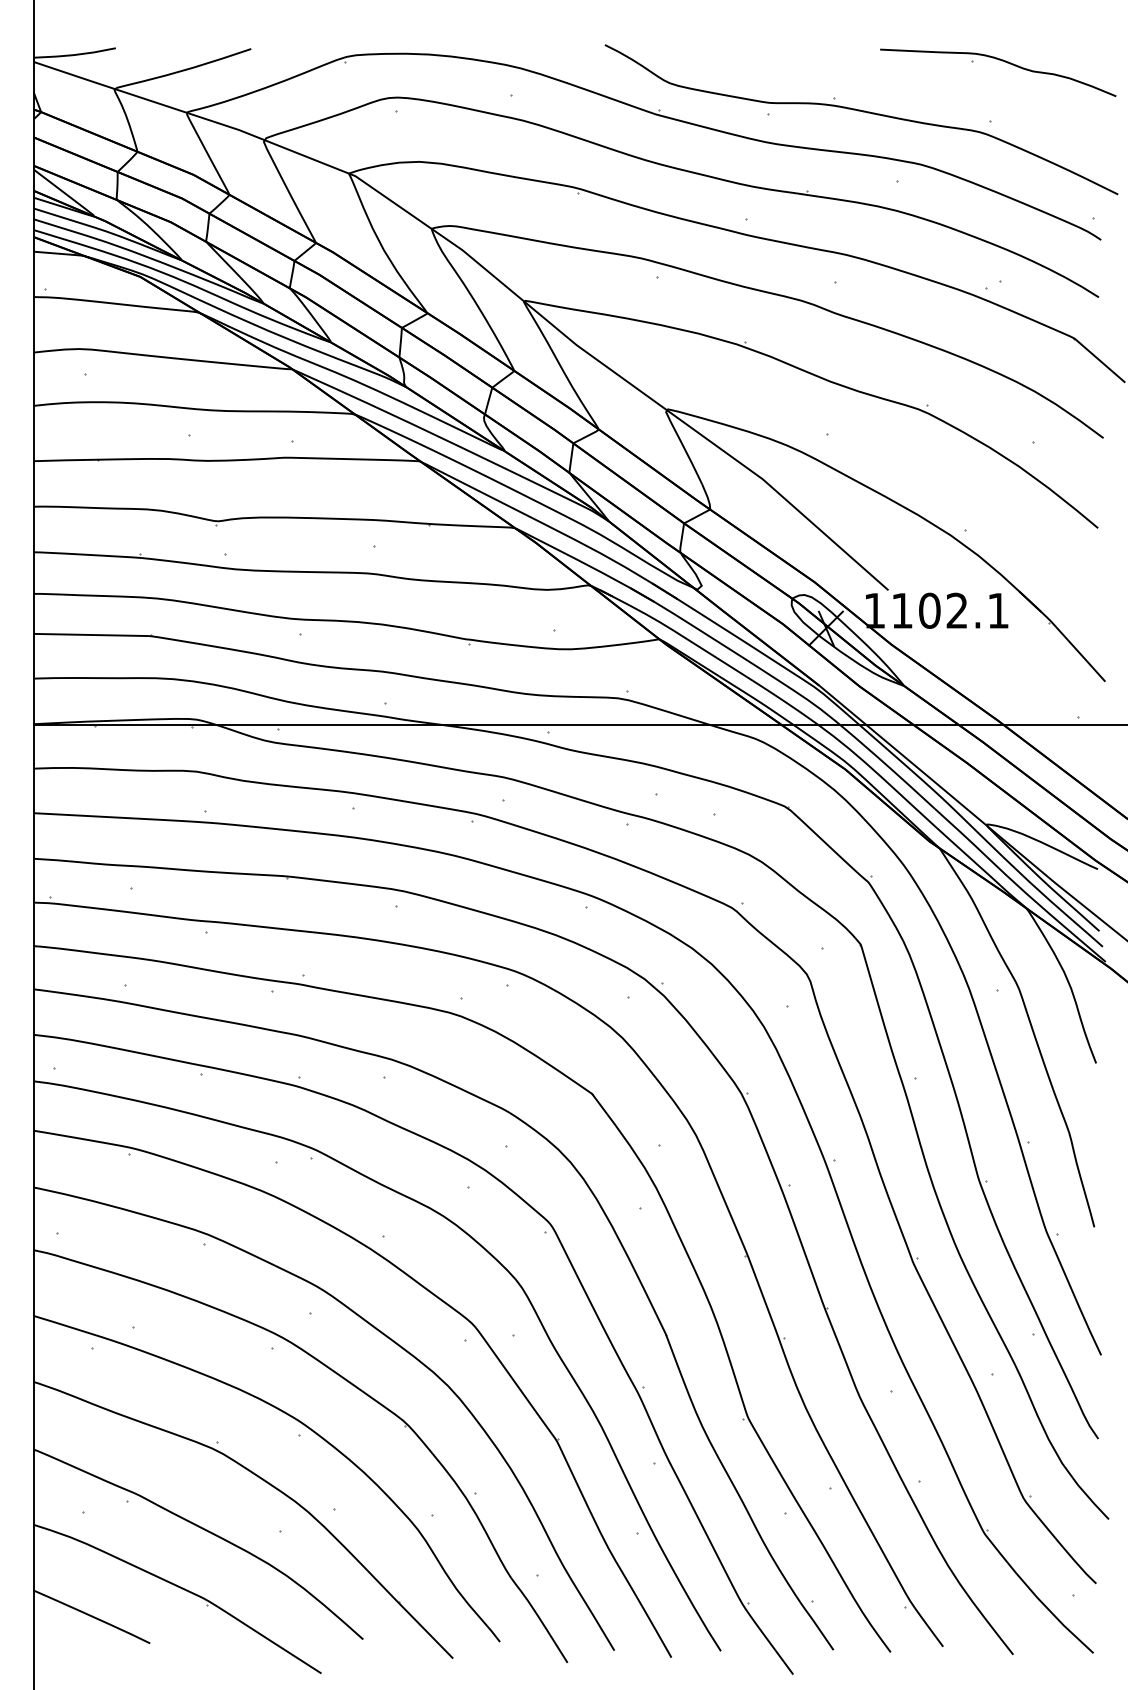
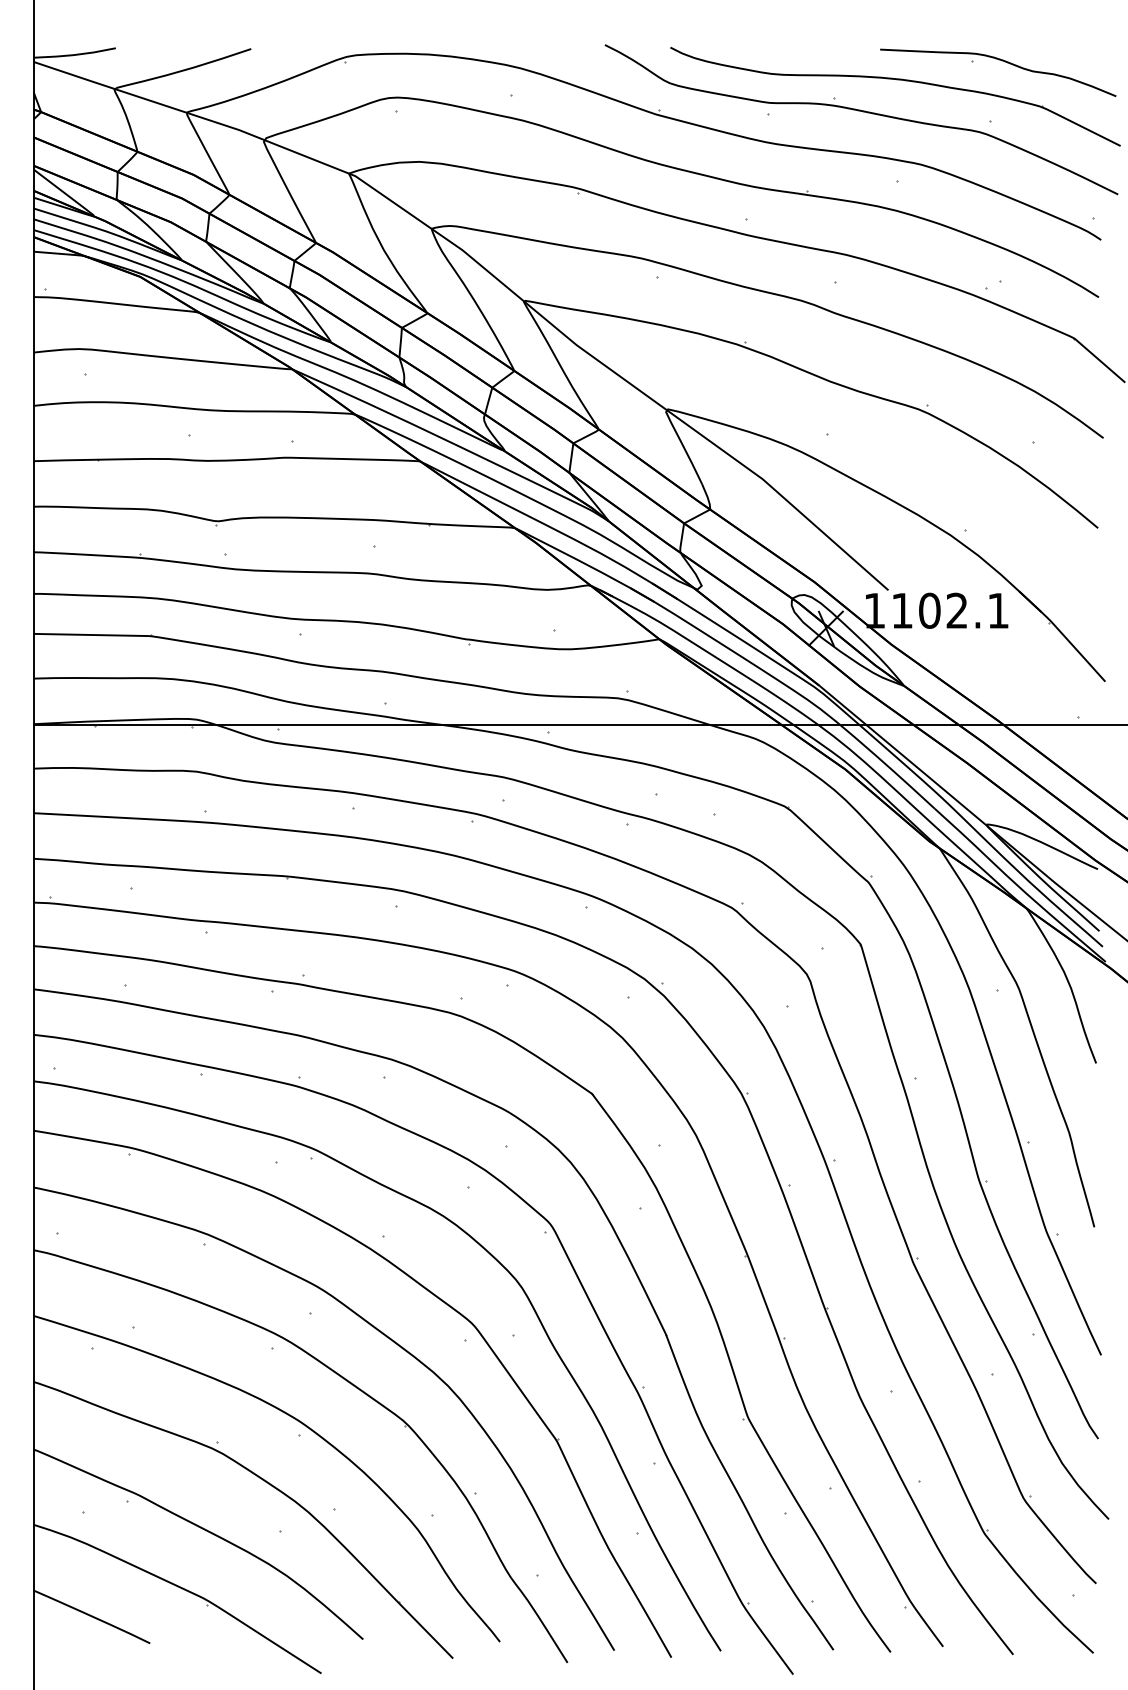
part: none -> present (896, 80)
